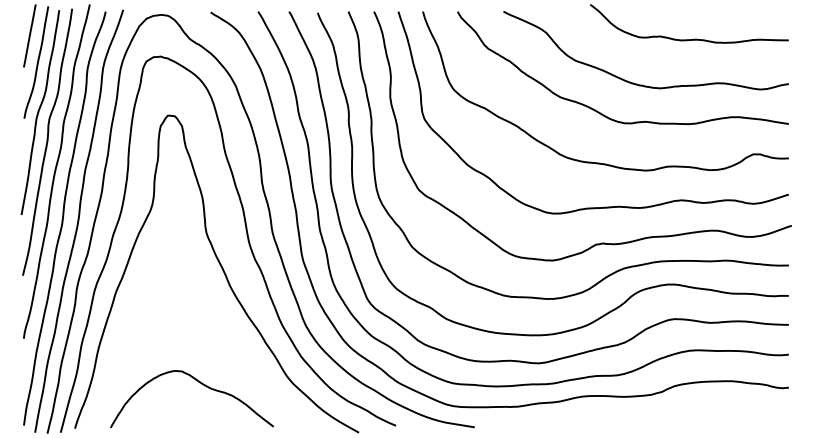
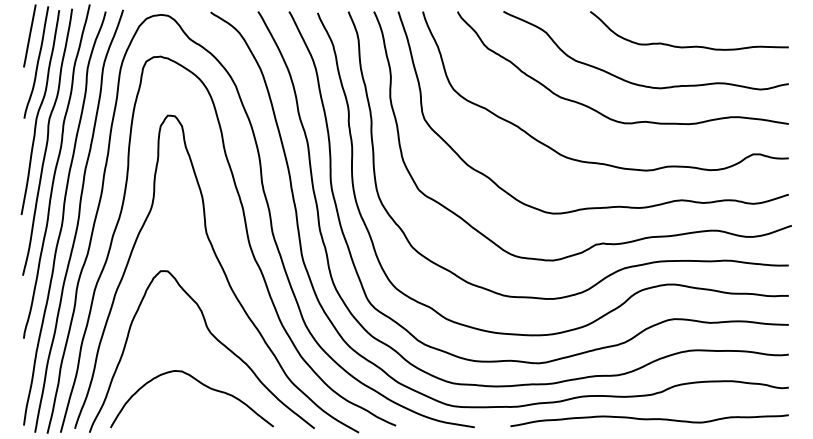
curve position: (694, 38) -> (694, 45) (694, 45)
curve: none -> present (214, 338)
curve: none -> present (649, 420)
